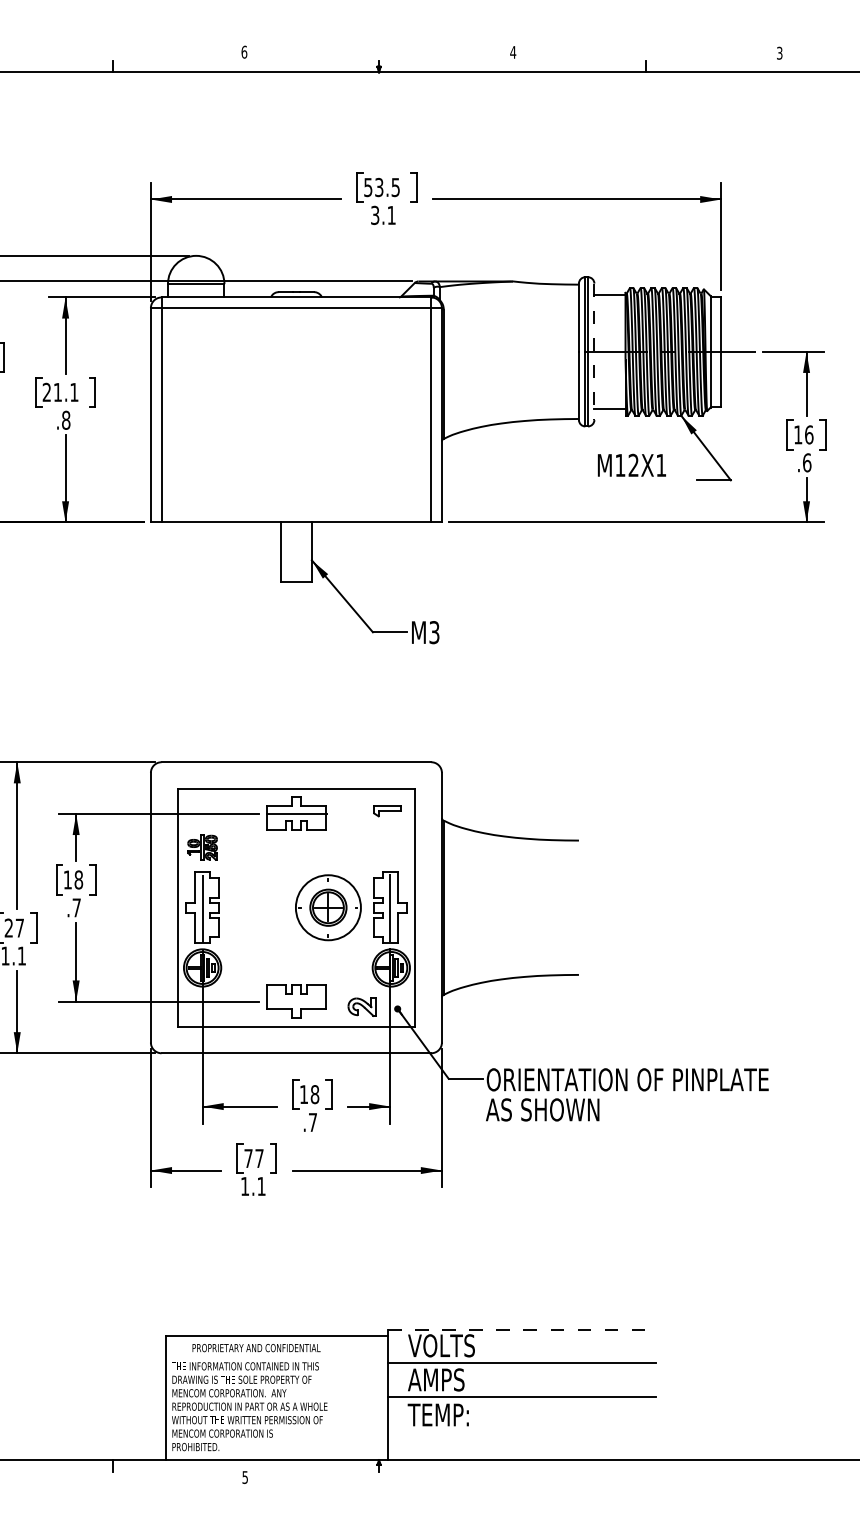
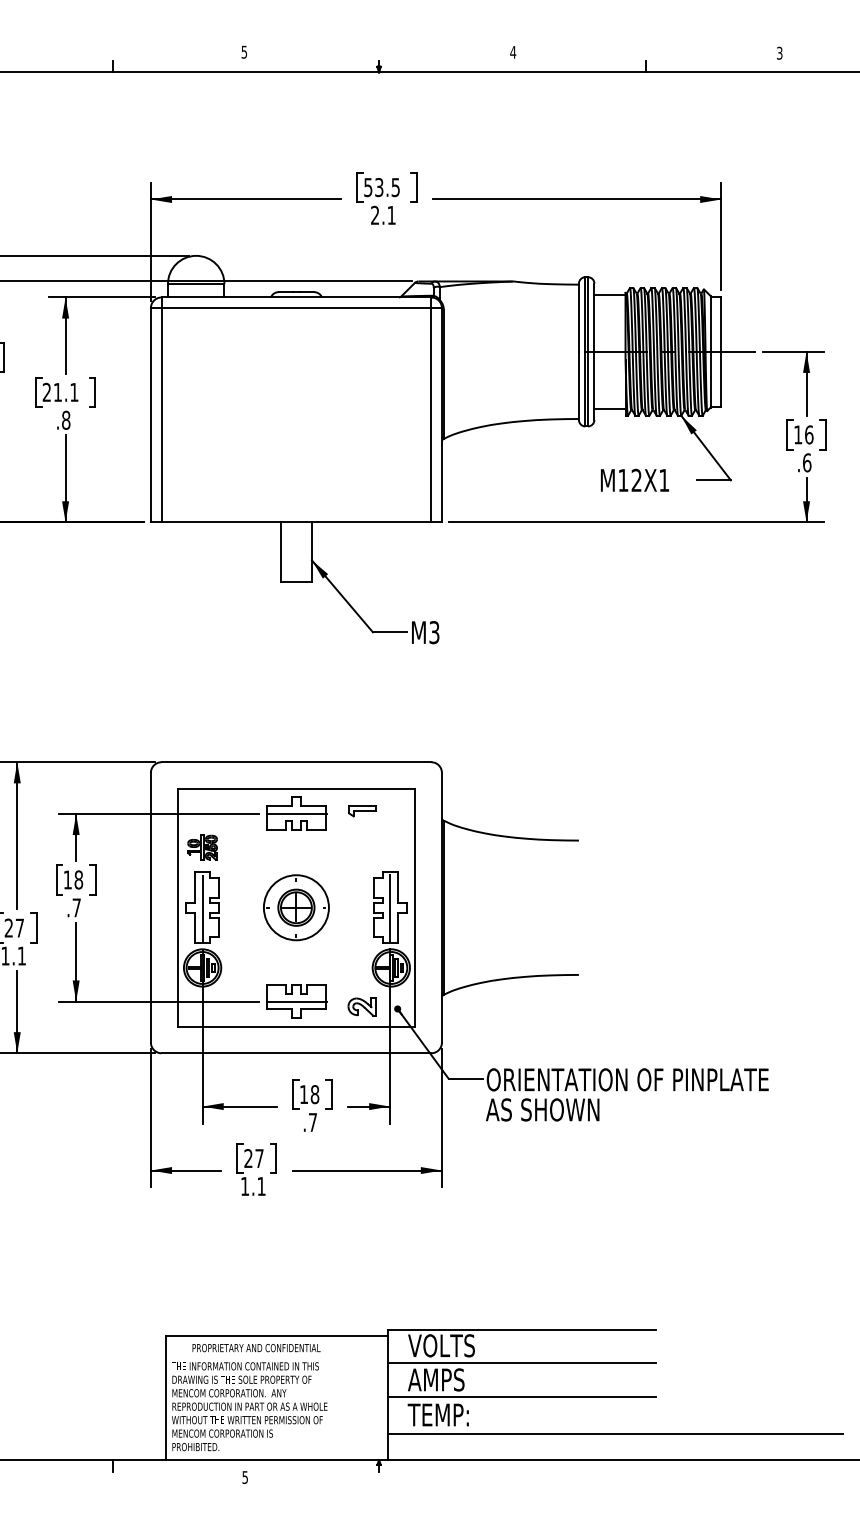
text: 6 -> 5 (244, 51)
text: 3.1 -> 2.1 (375, 215)
line: dashed -> solid (594, 352)
text position: (631, 464) -> (634, 479) (634, 479)
part position: (387, 811) -> (362, 811) (362, 811)
part position: (328, 907) -> (296, 907) (296, 907)
line: none -> present (297, 1001)
text: 77 -> 27 (248, 1158)
line: dashed -> solid (521, 1329)
line: none -> present (615, 1433)
